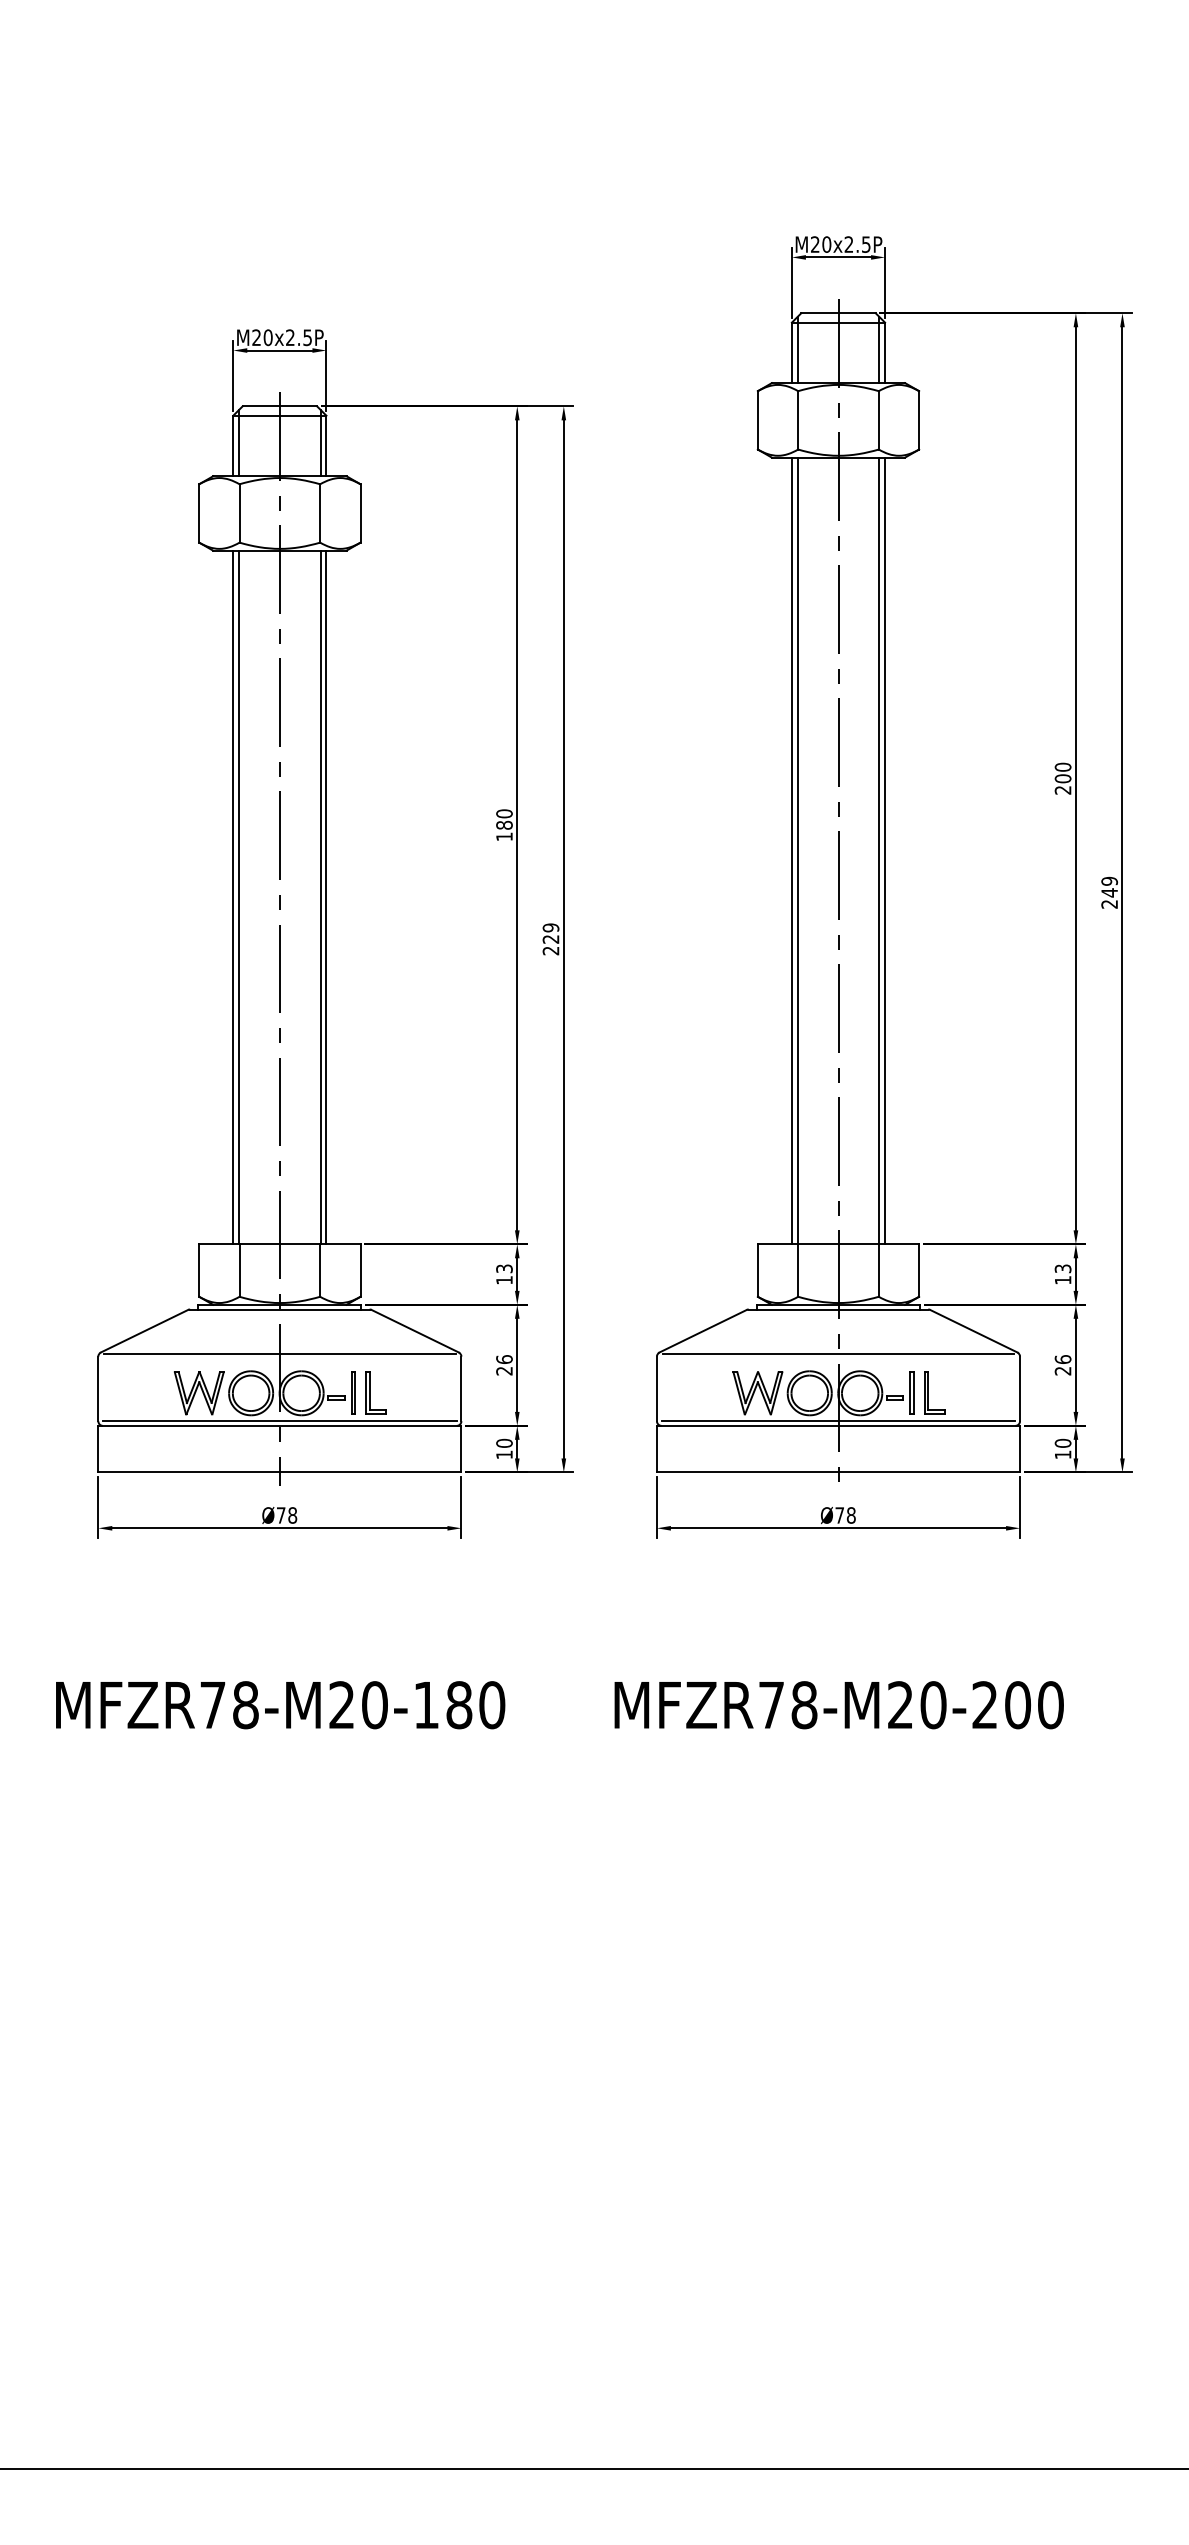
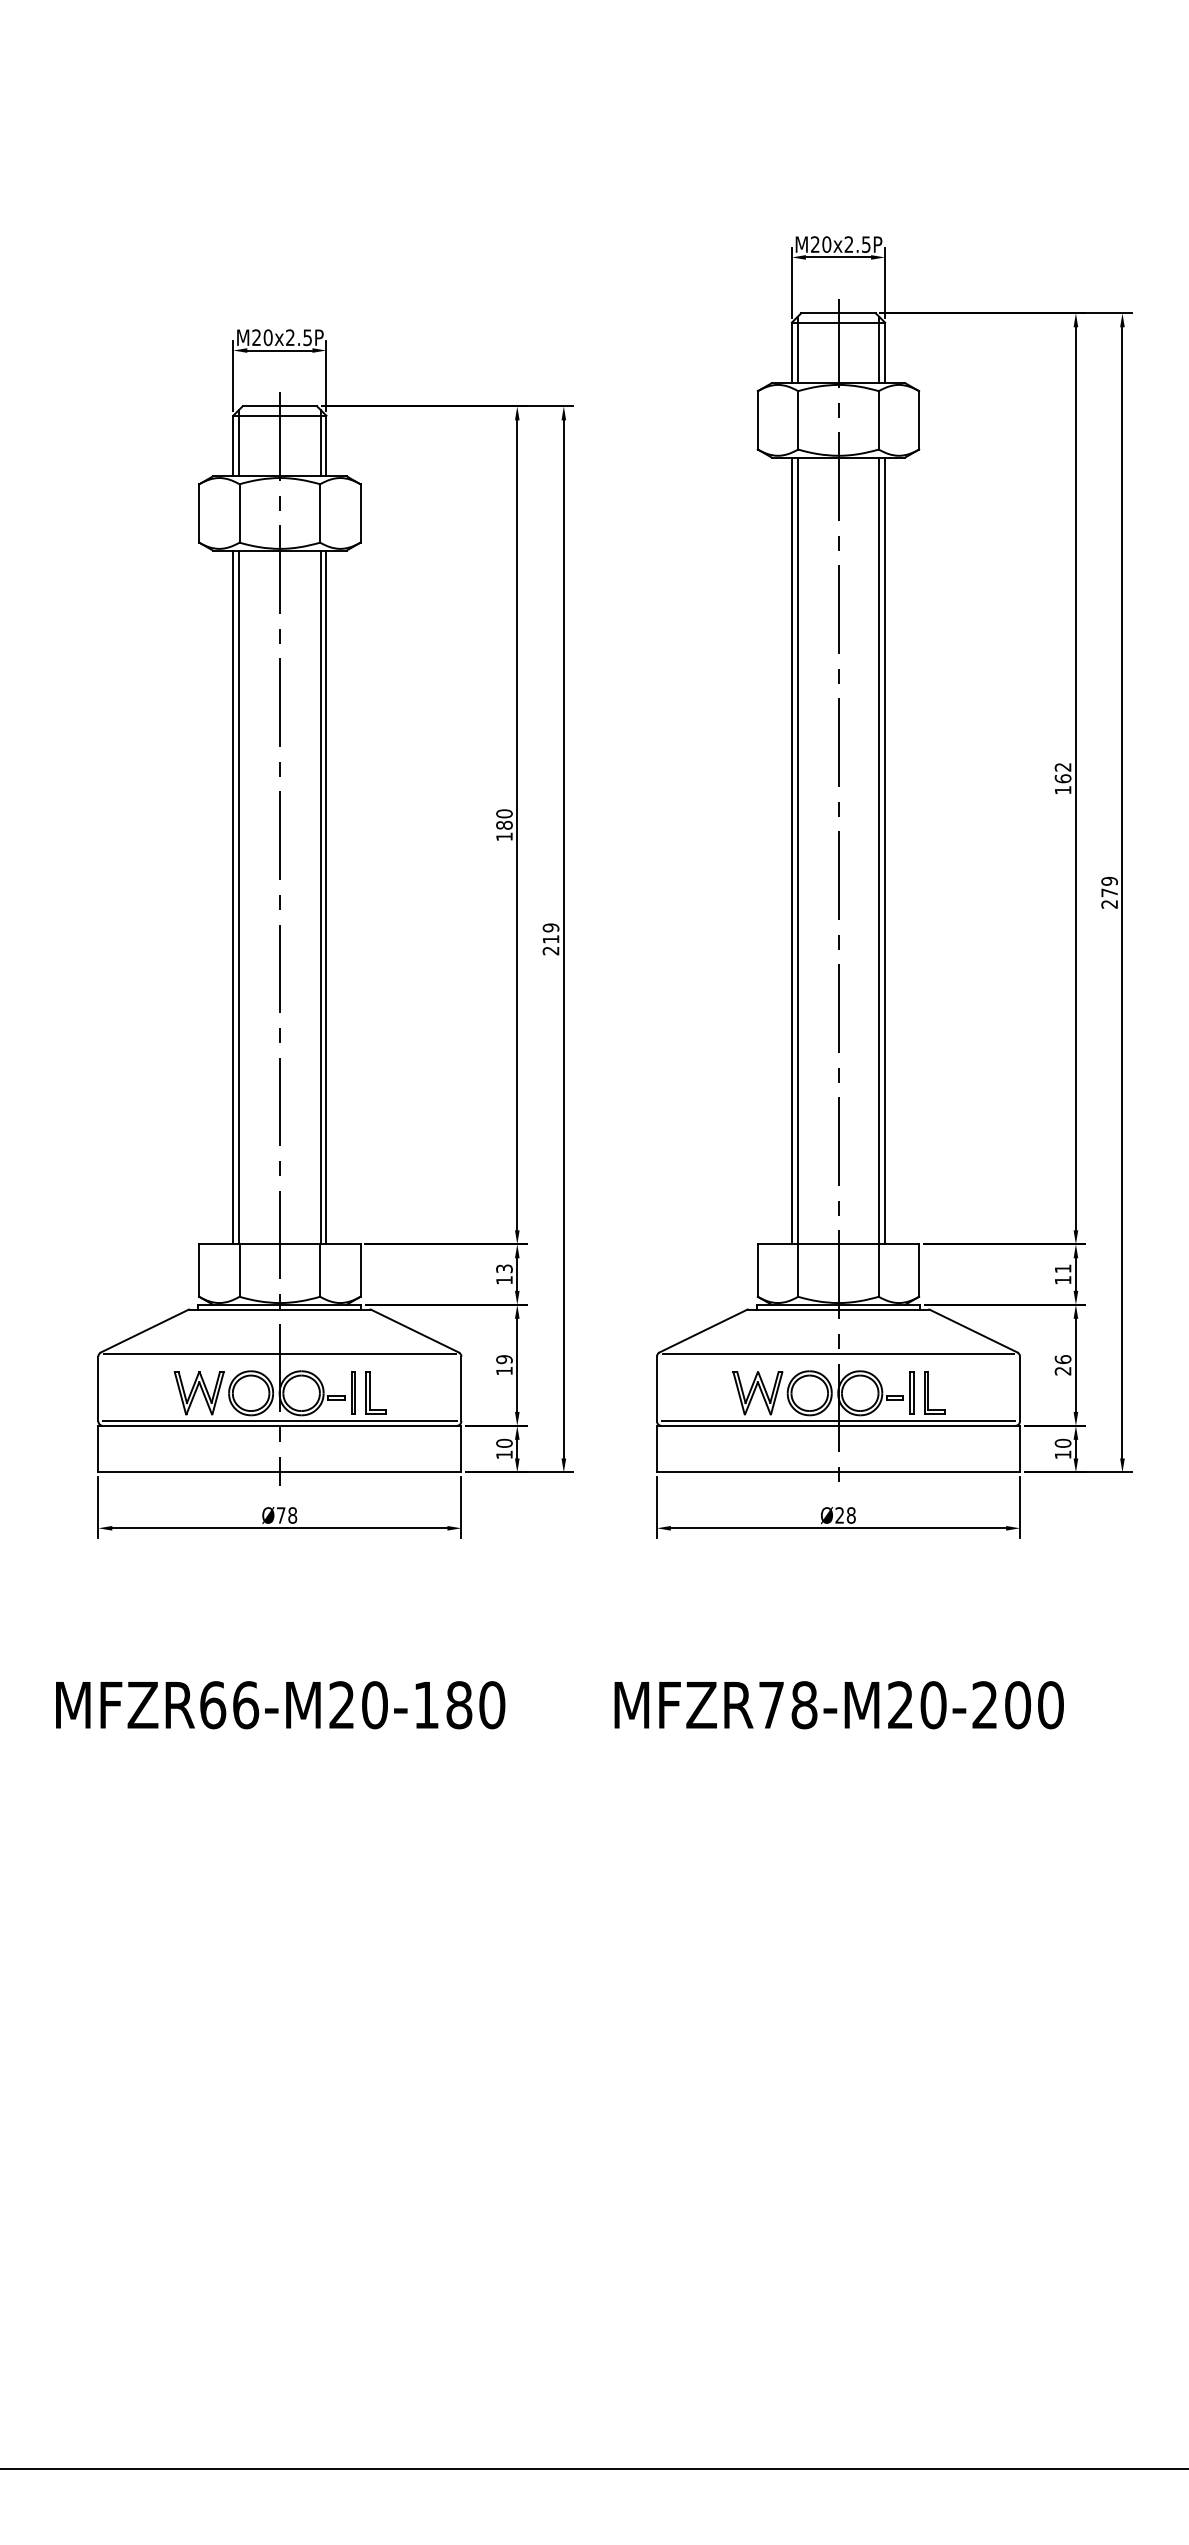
text: 200 -> 162 (1062, 778)
text: 249 -> 279 (1109, 892)
text: 229 -> 219 (550, 939)
text: 13 -> 11 (1062, 1268)
text: 26 -> 19 (504, 1365)
text: Ø78 -> Ø28 (839, 1515)
text: MFZR78-M20-180 -> MFZR66-M20-180 (229, 1705)
